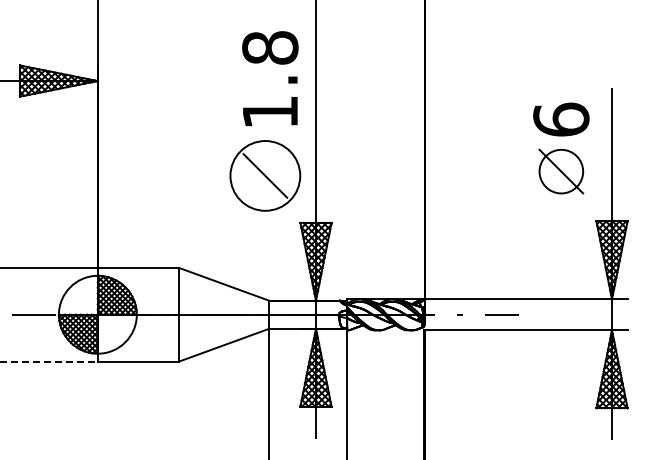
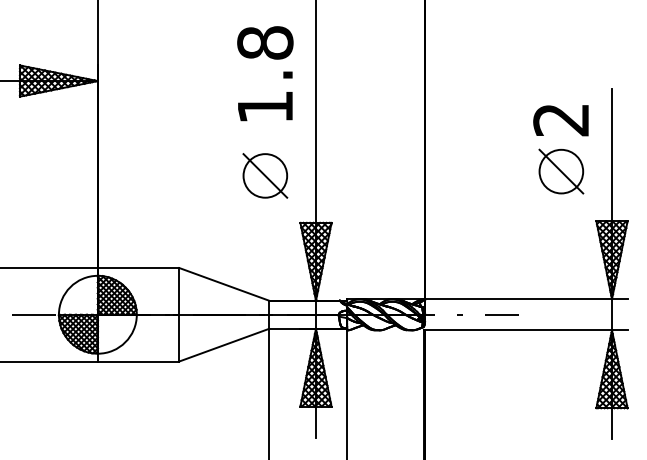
text position: (270, 78) -> (265, 73) (265, 73)
text: 6 -> 2 (561, 119)
circle diameter: 70 px -> 44 px (265, 175)
line: dashed -> solid (49, 361)
